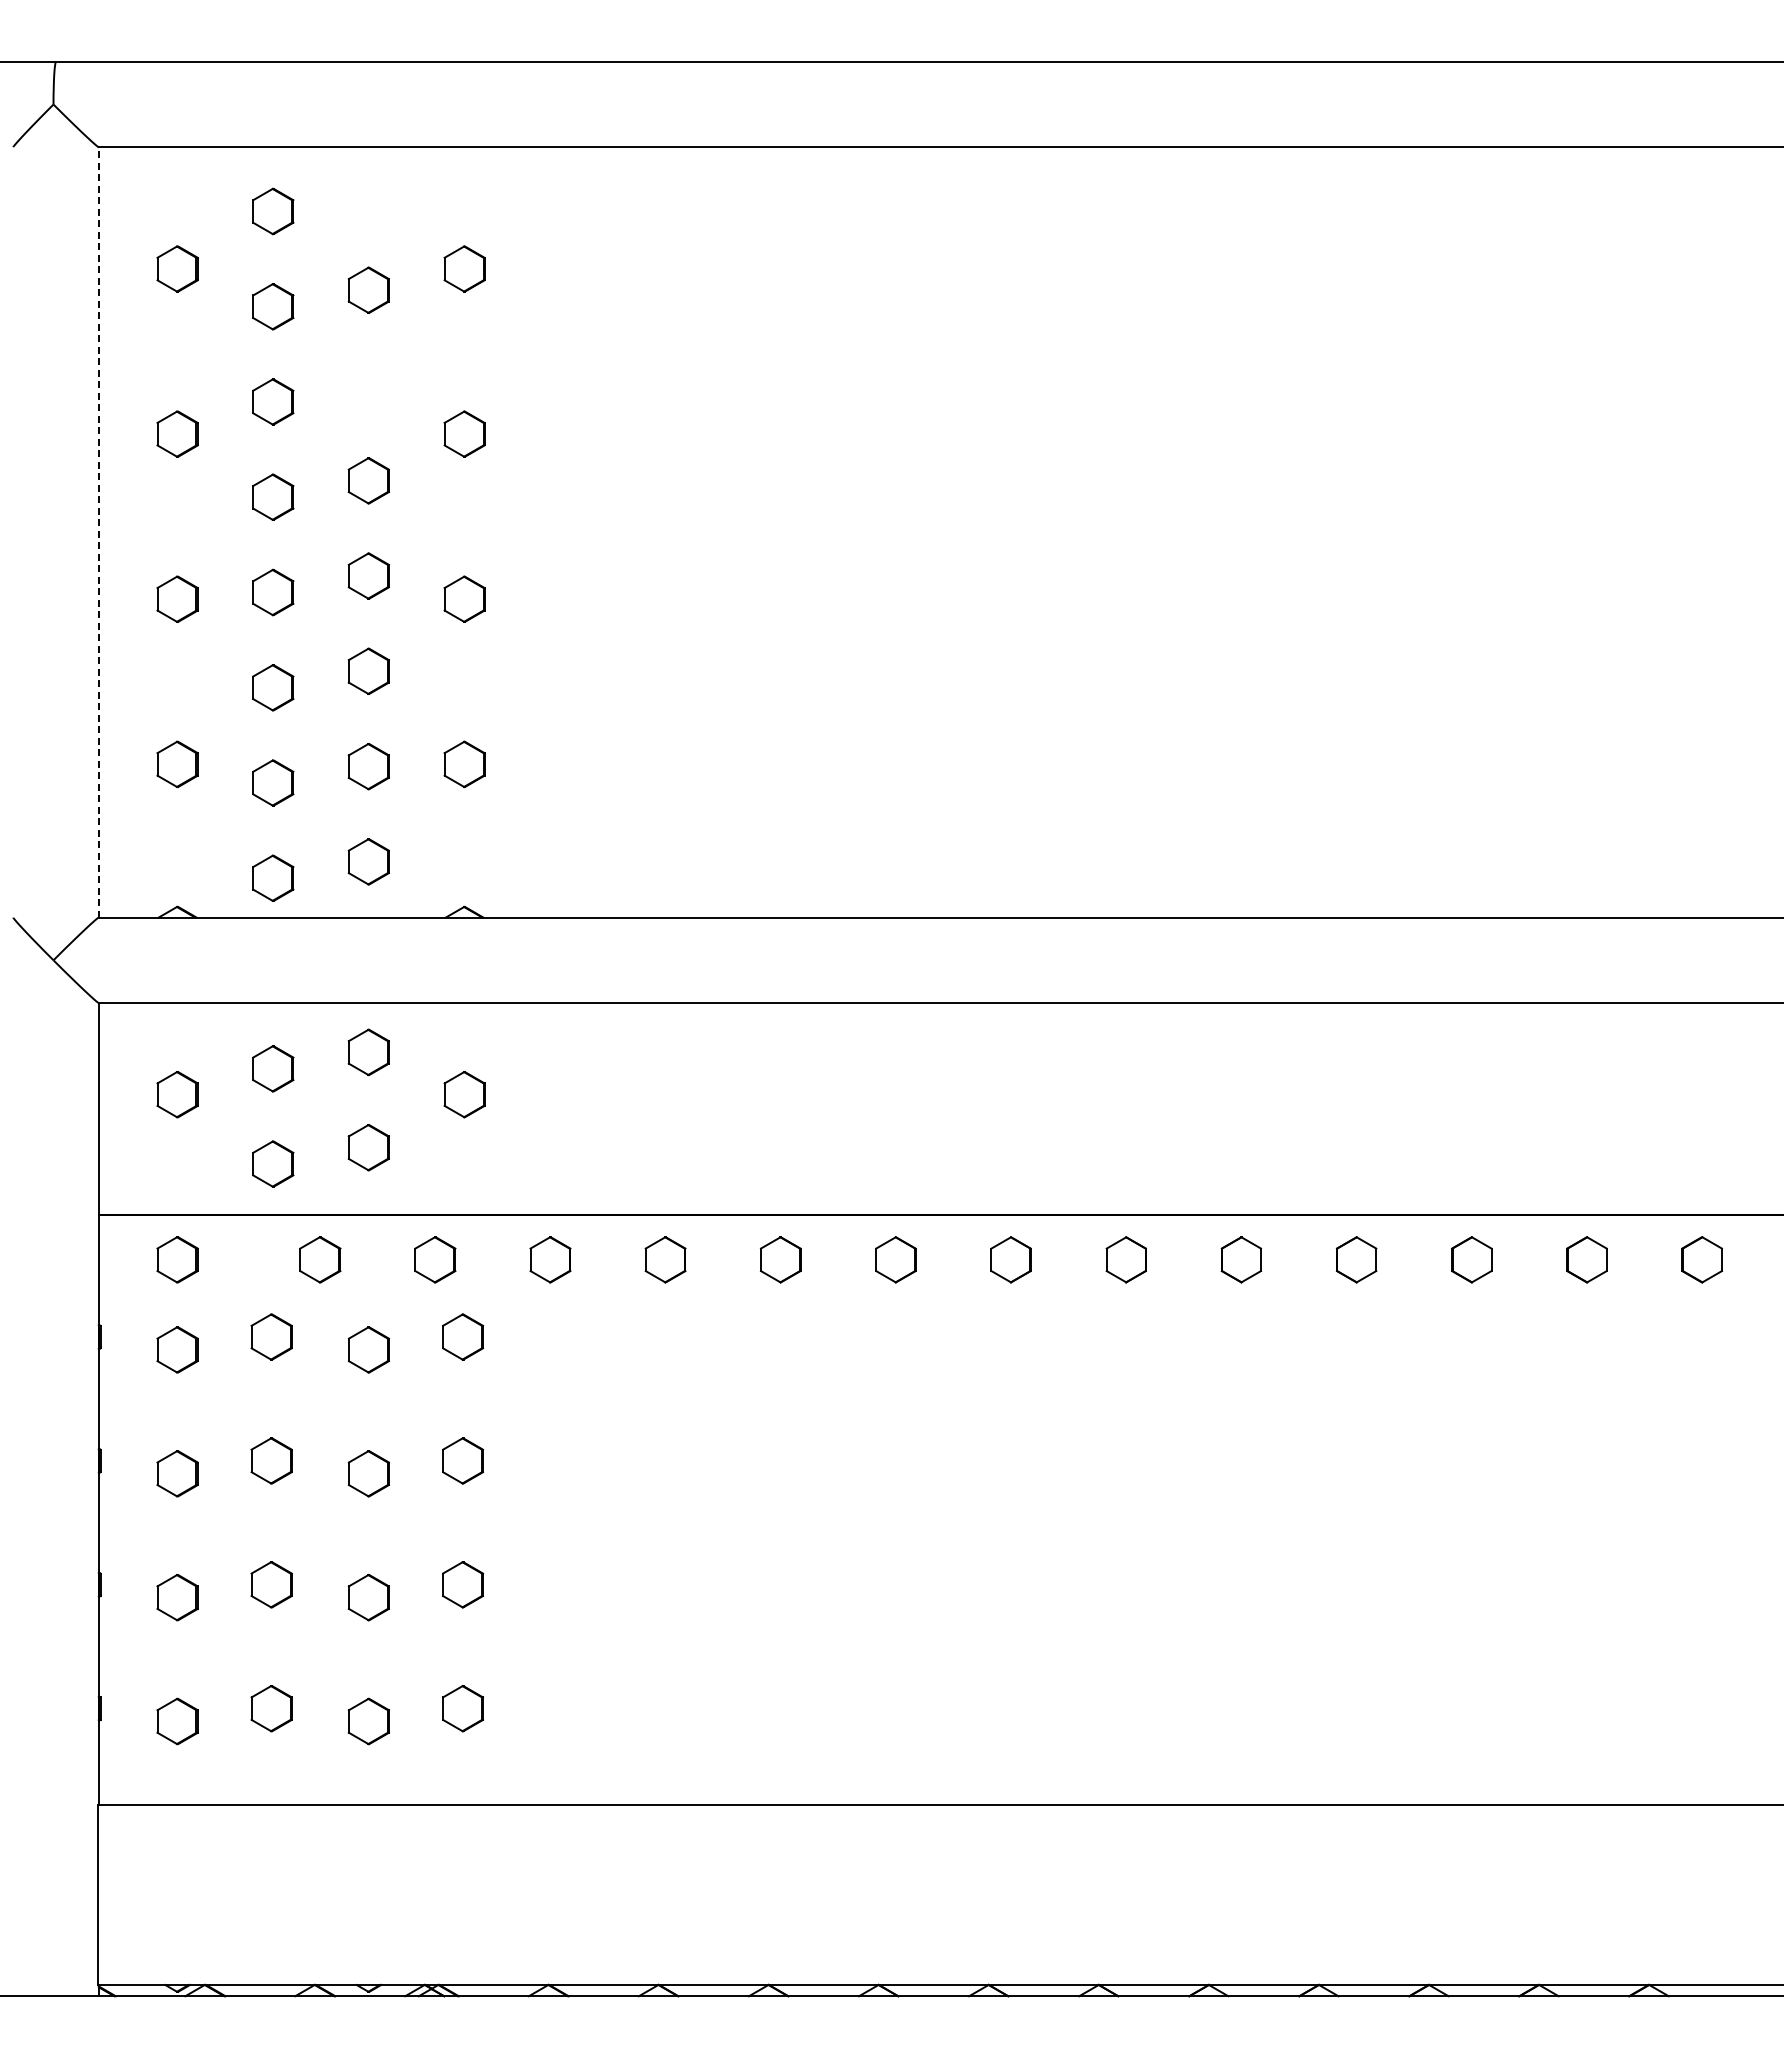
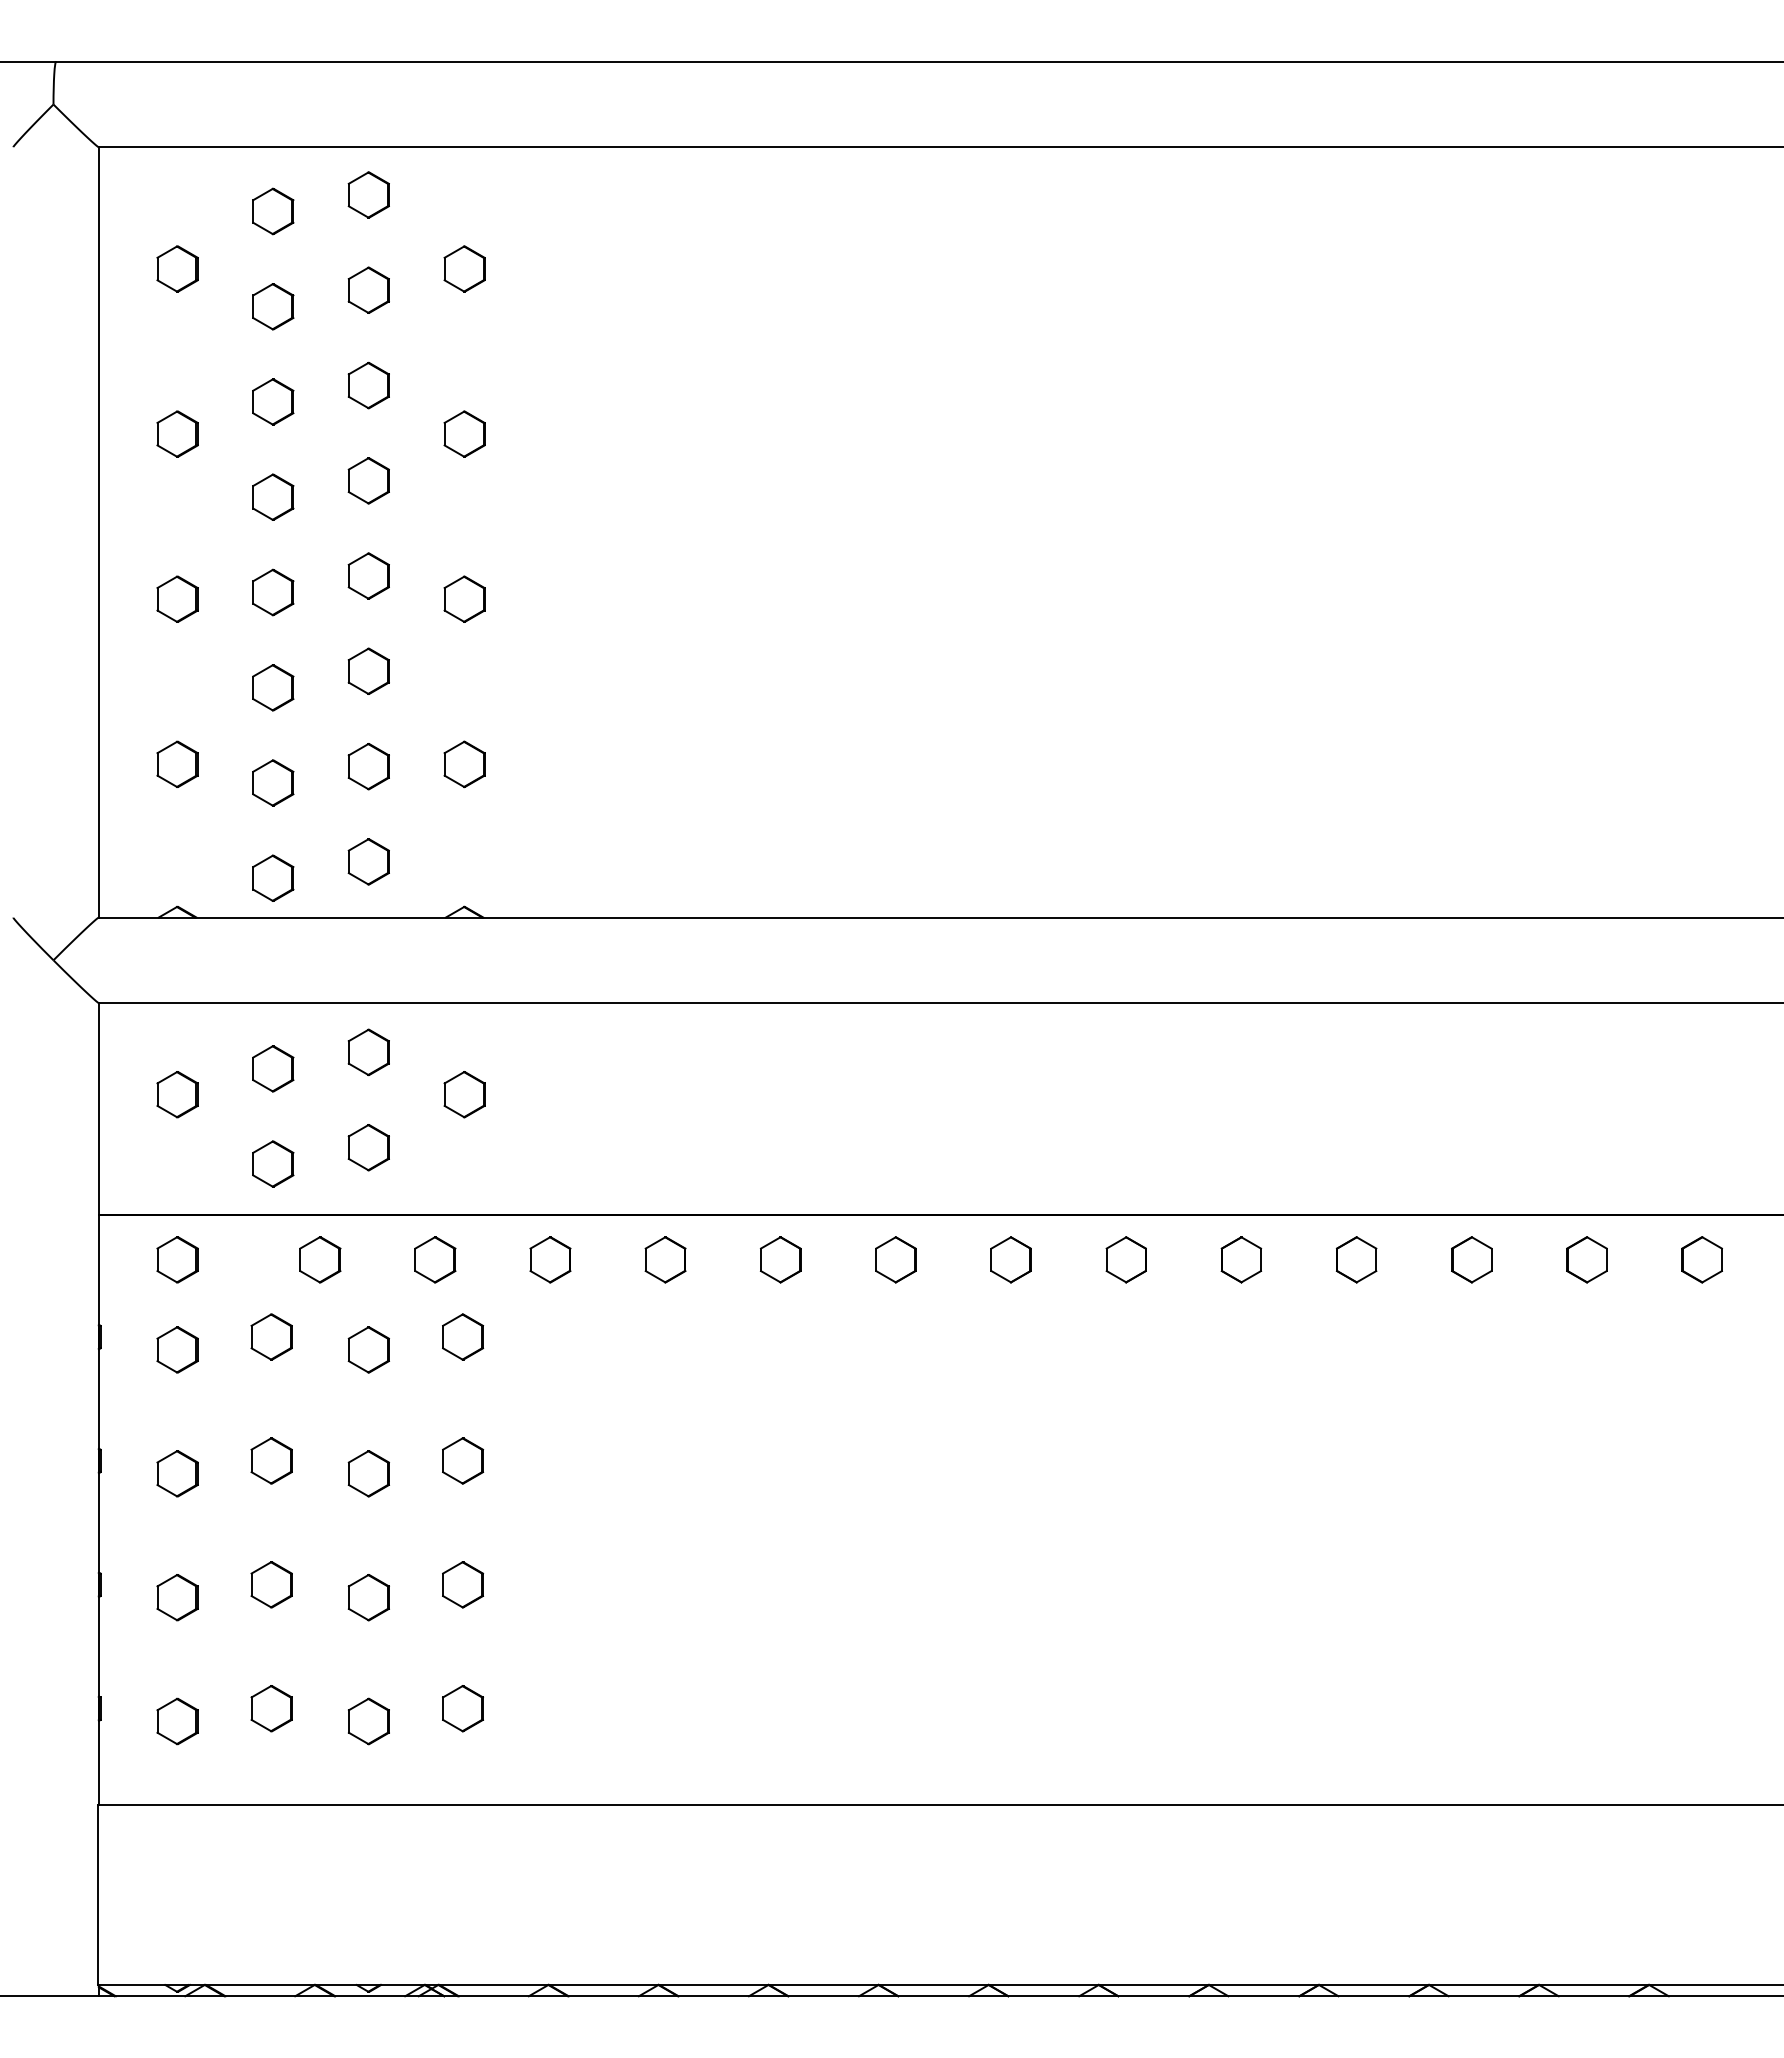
part: none -> present (368, 194)
part: none -> present (368, 385)
line: dashed -> solid (98, 531)
